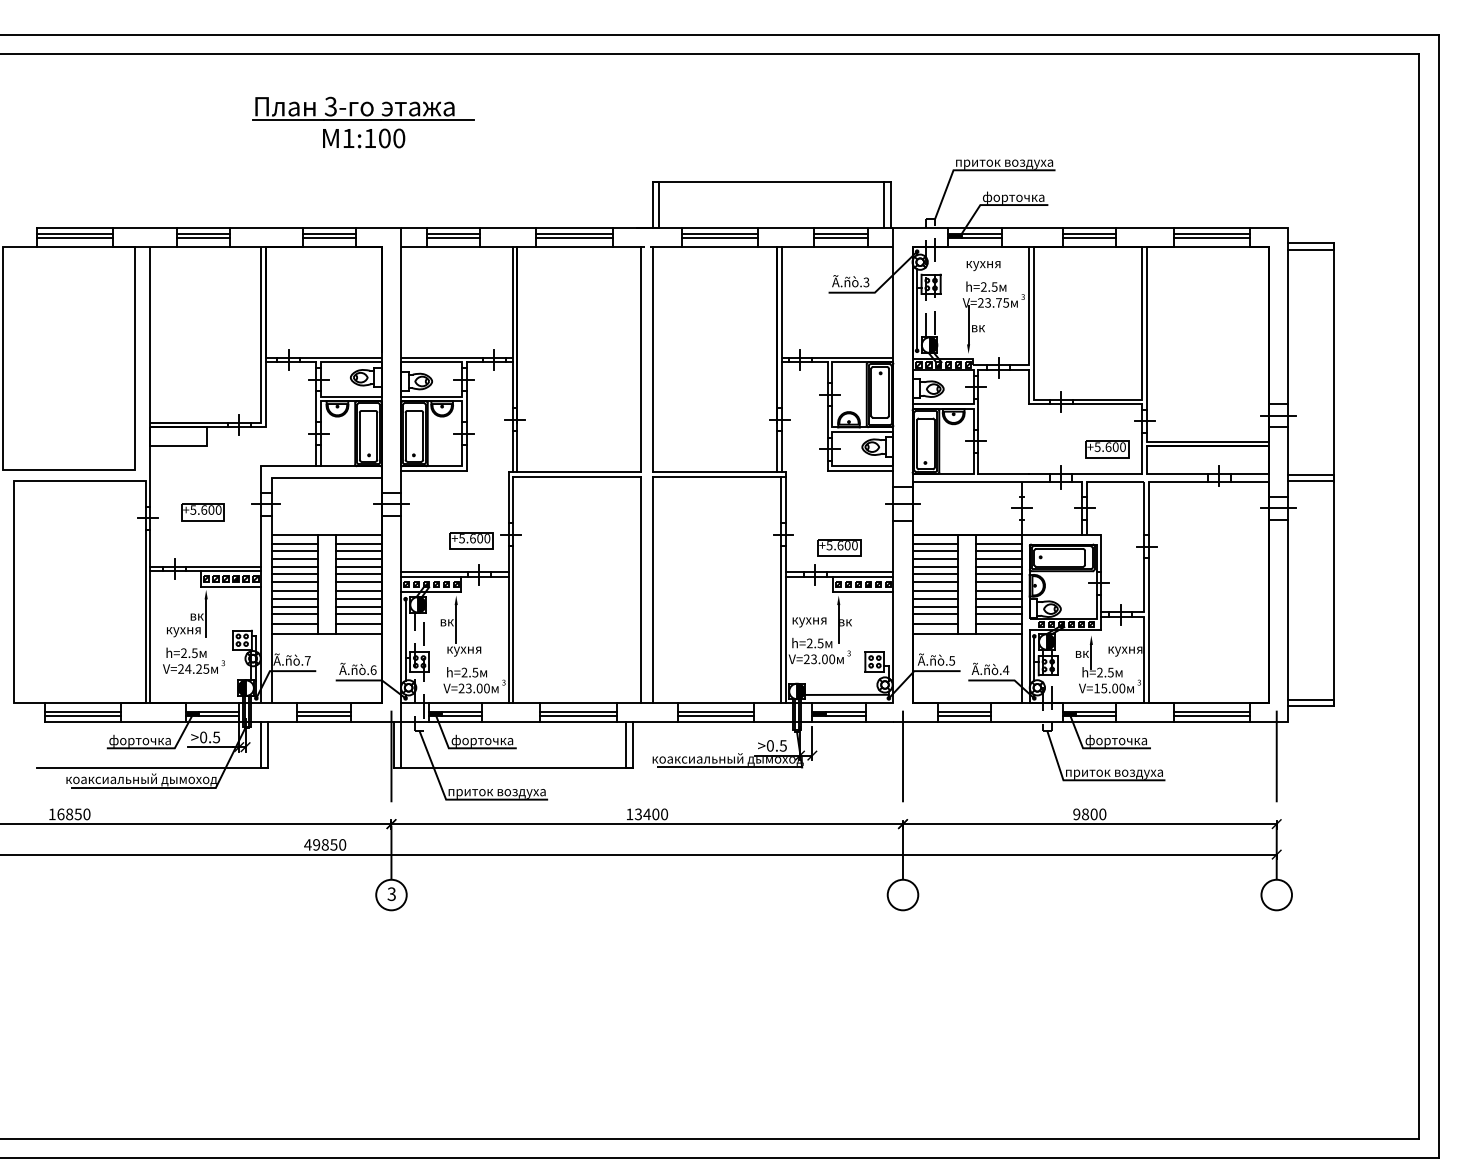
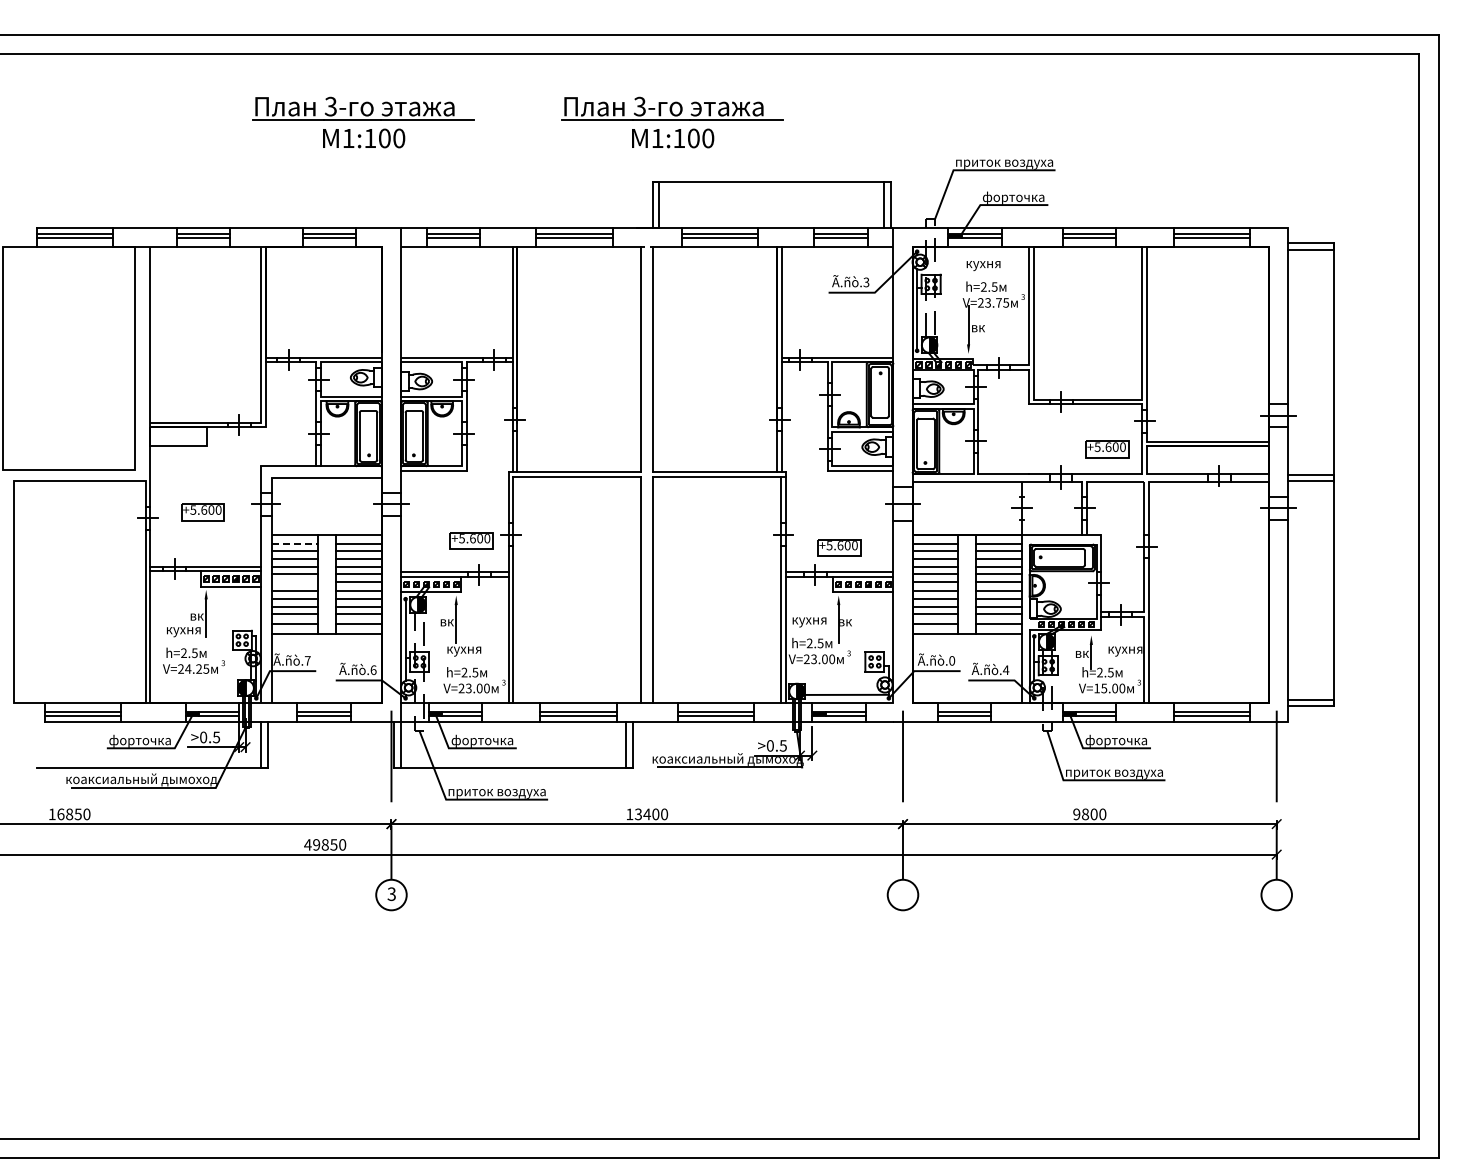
part: none -> present (672, 122)
line: solid -> dashed (295, 543)
line: present -> none (295, 581)
text: Ã.ñò.5 -> Ã.ñò.0 (952, 660)
